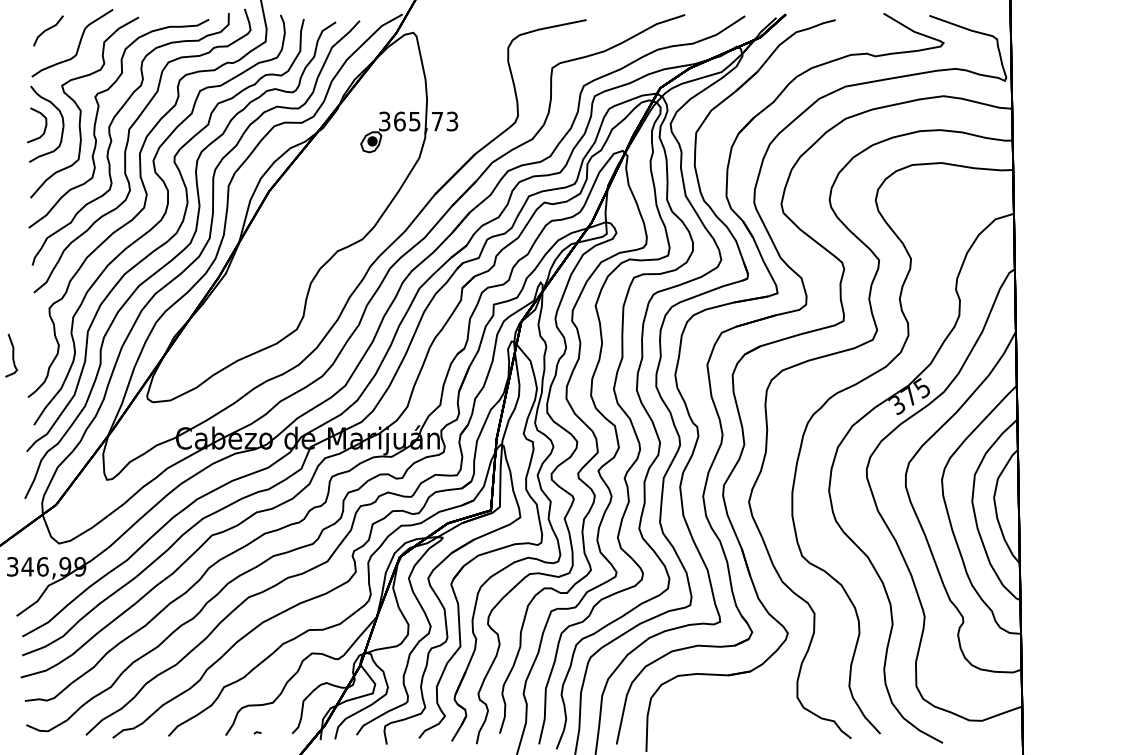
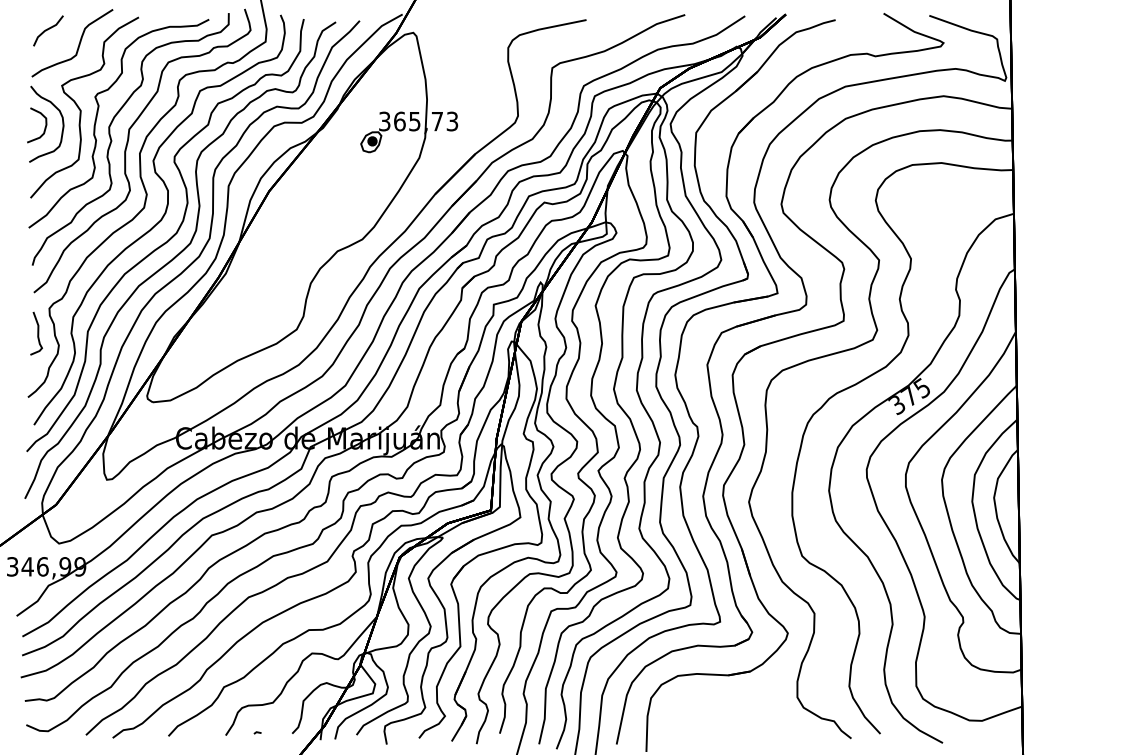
curve position: (12, 355) -> (37, 333) (37, 333)
